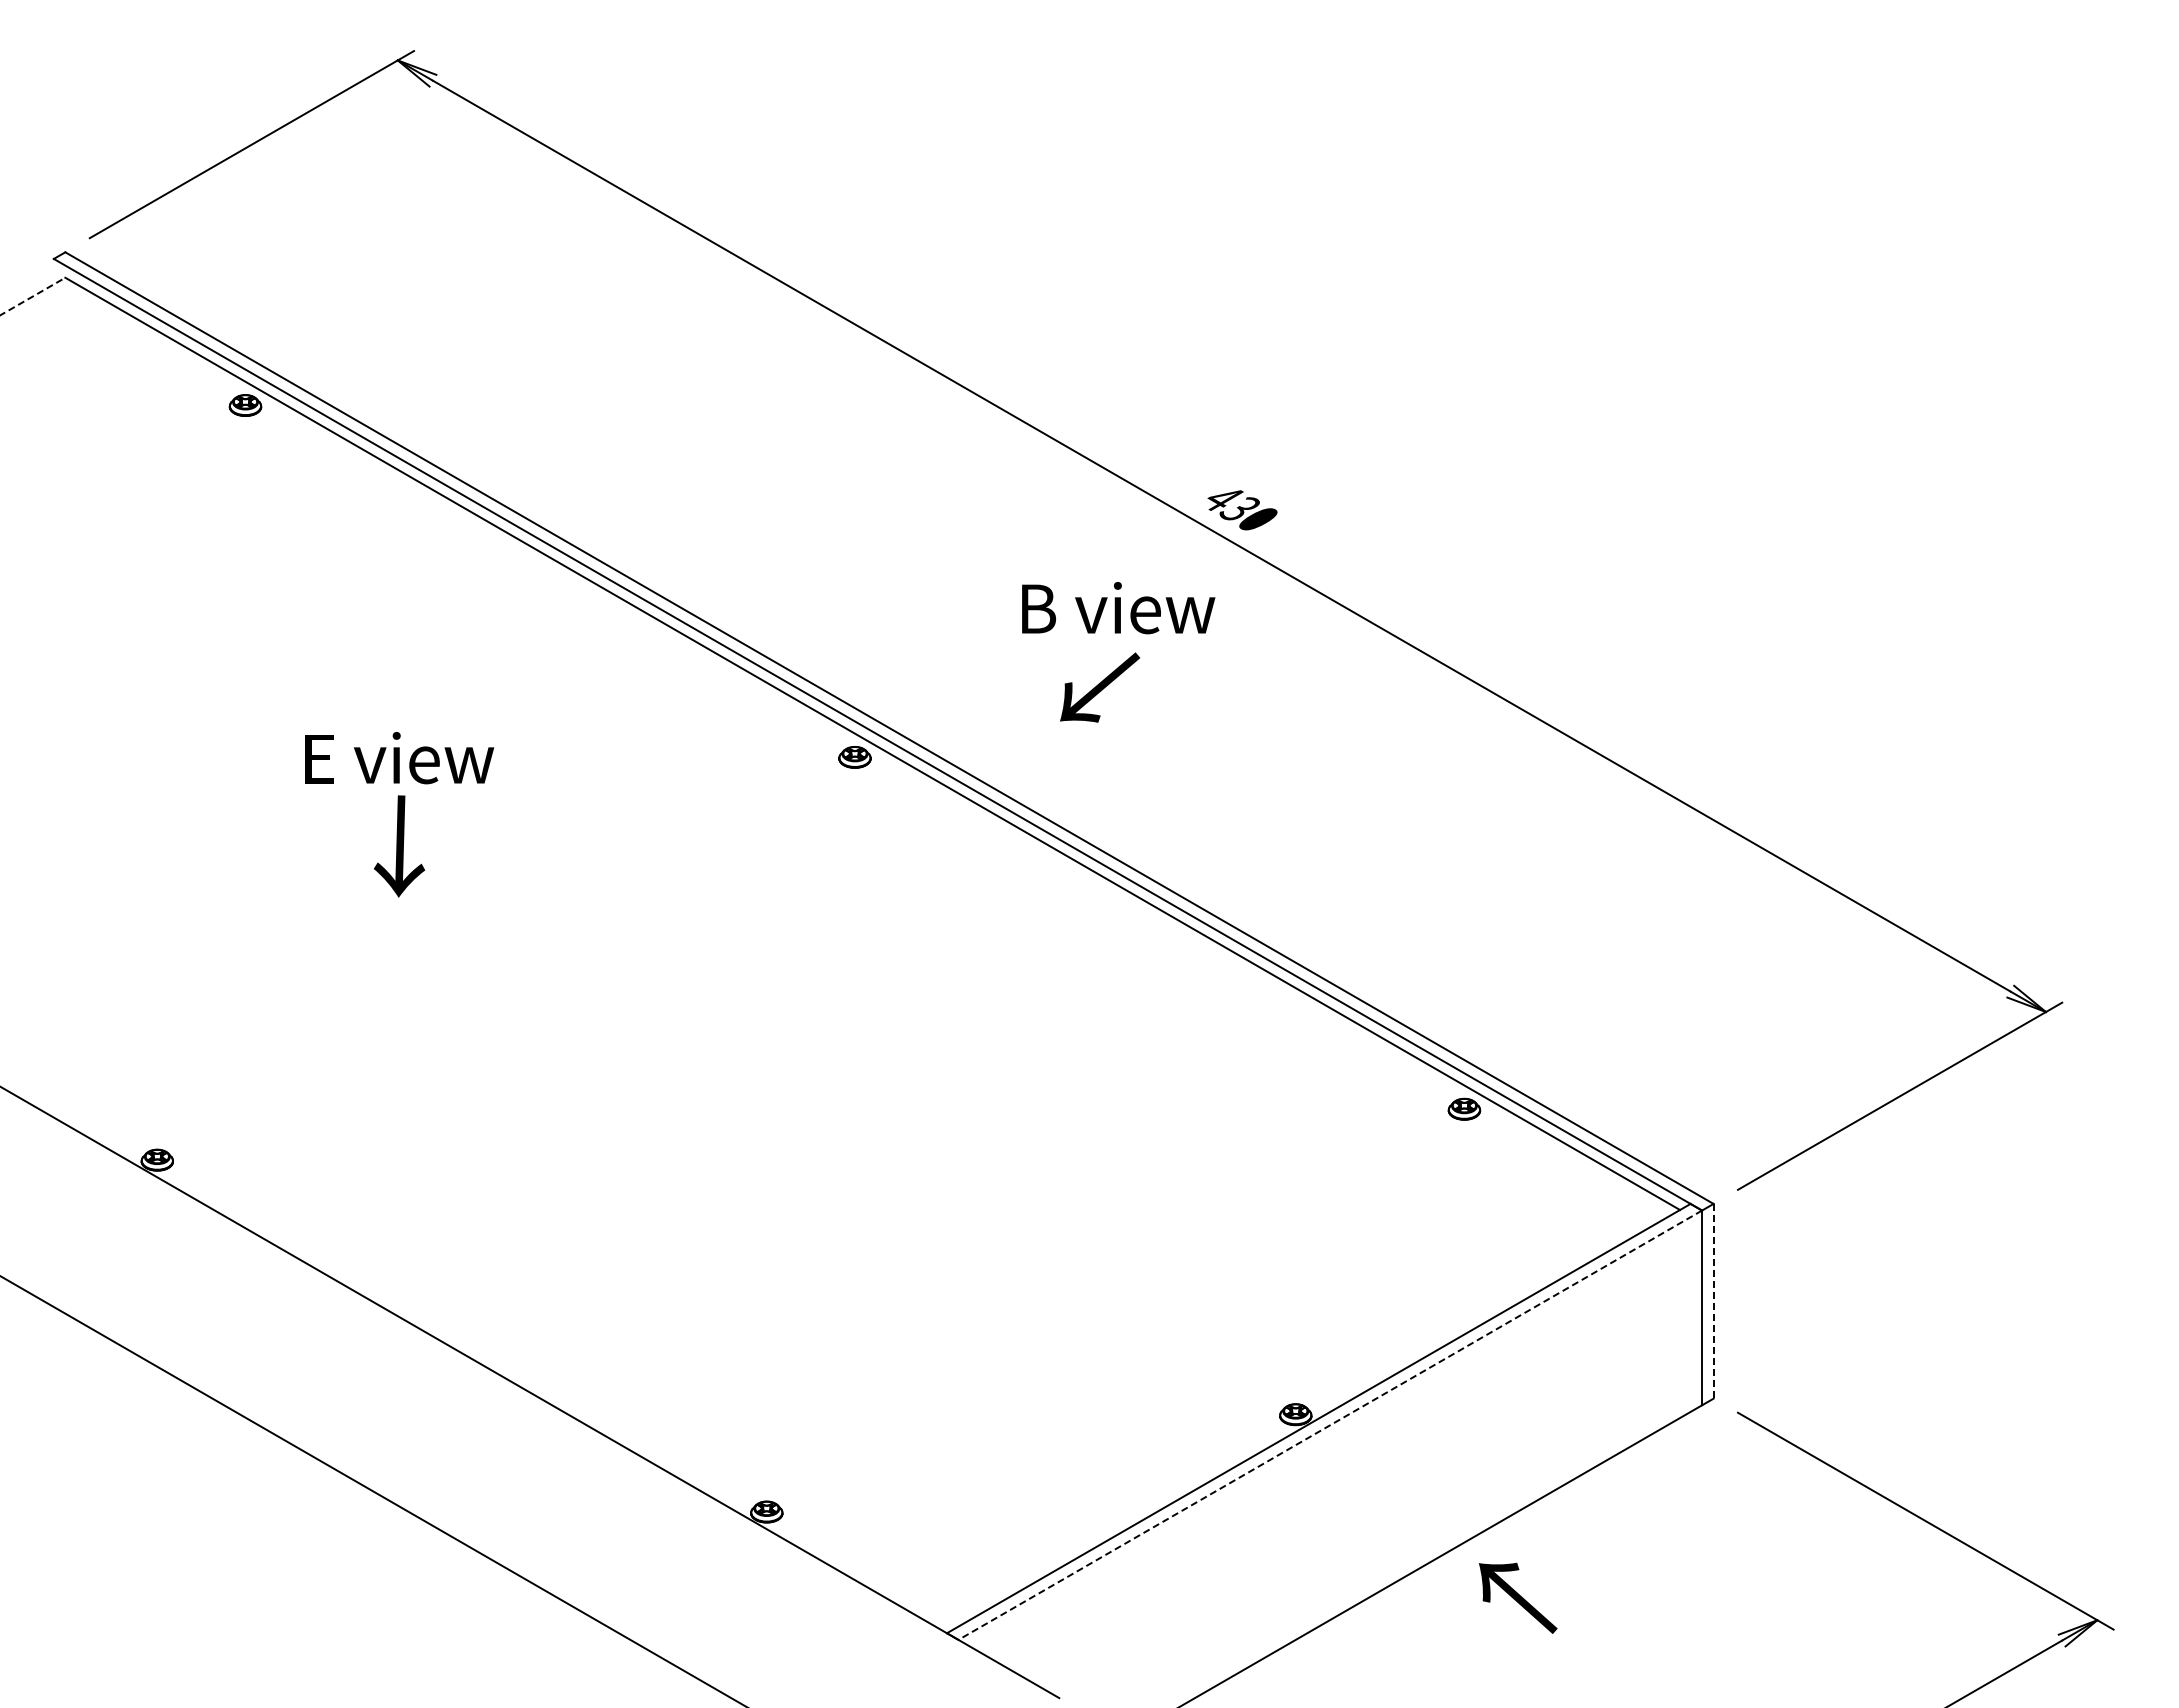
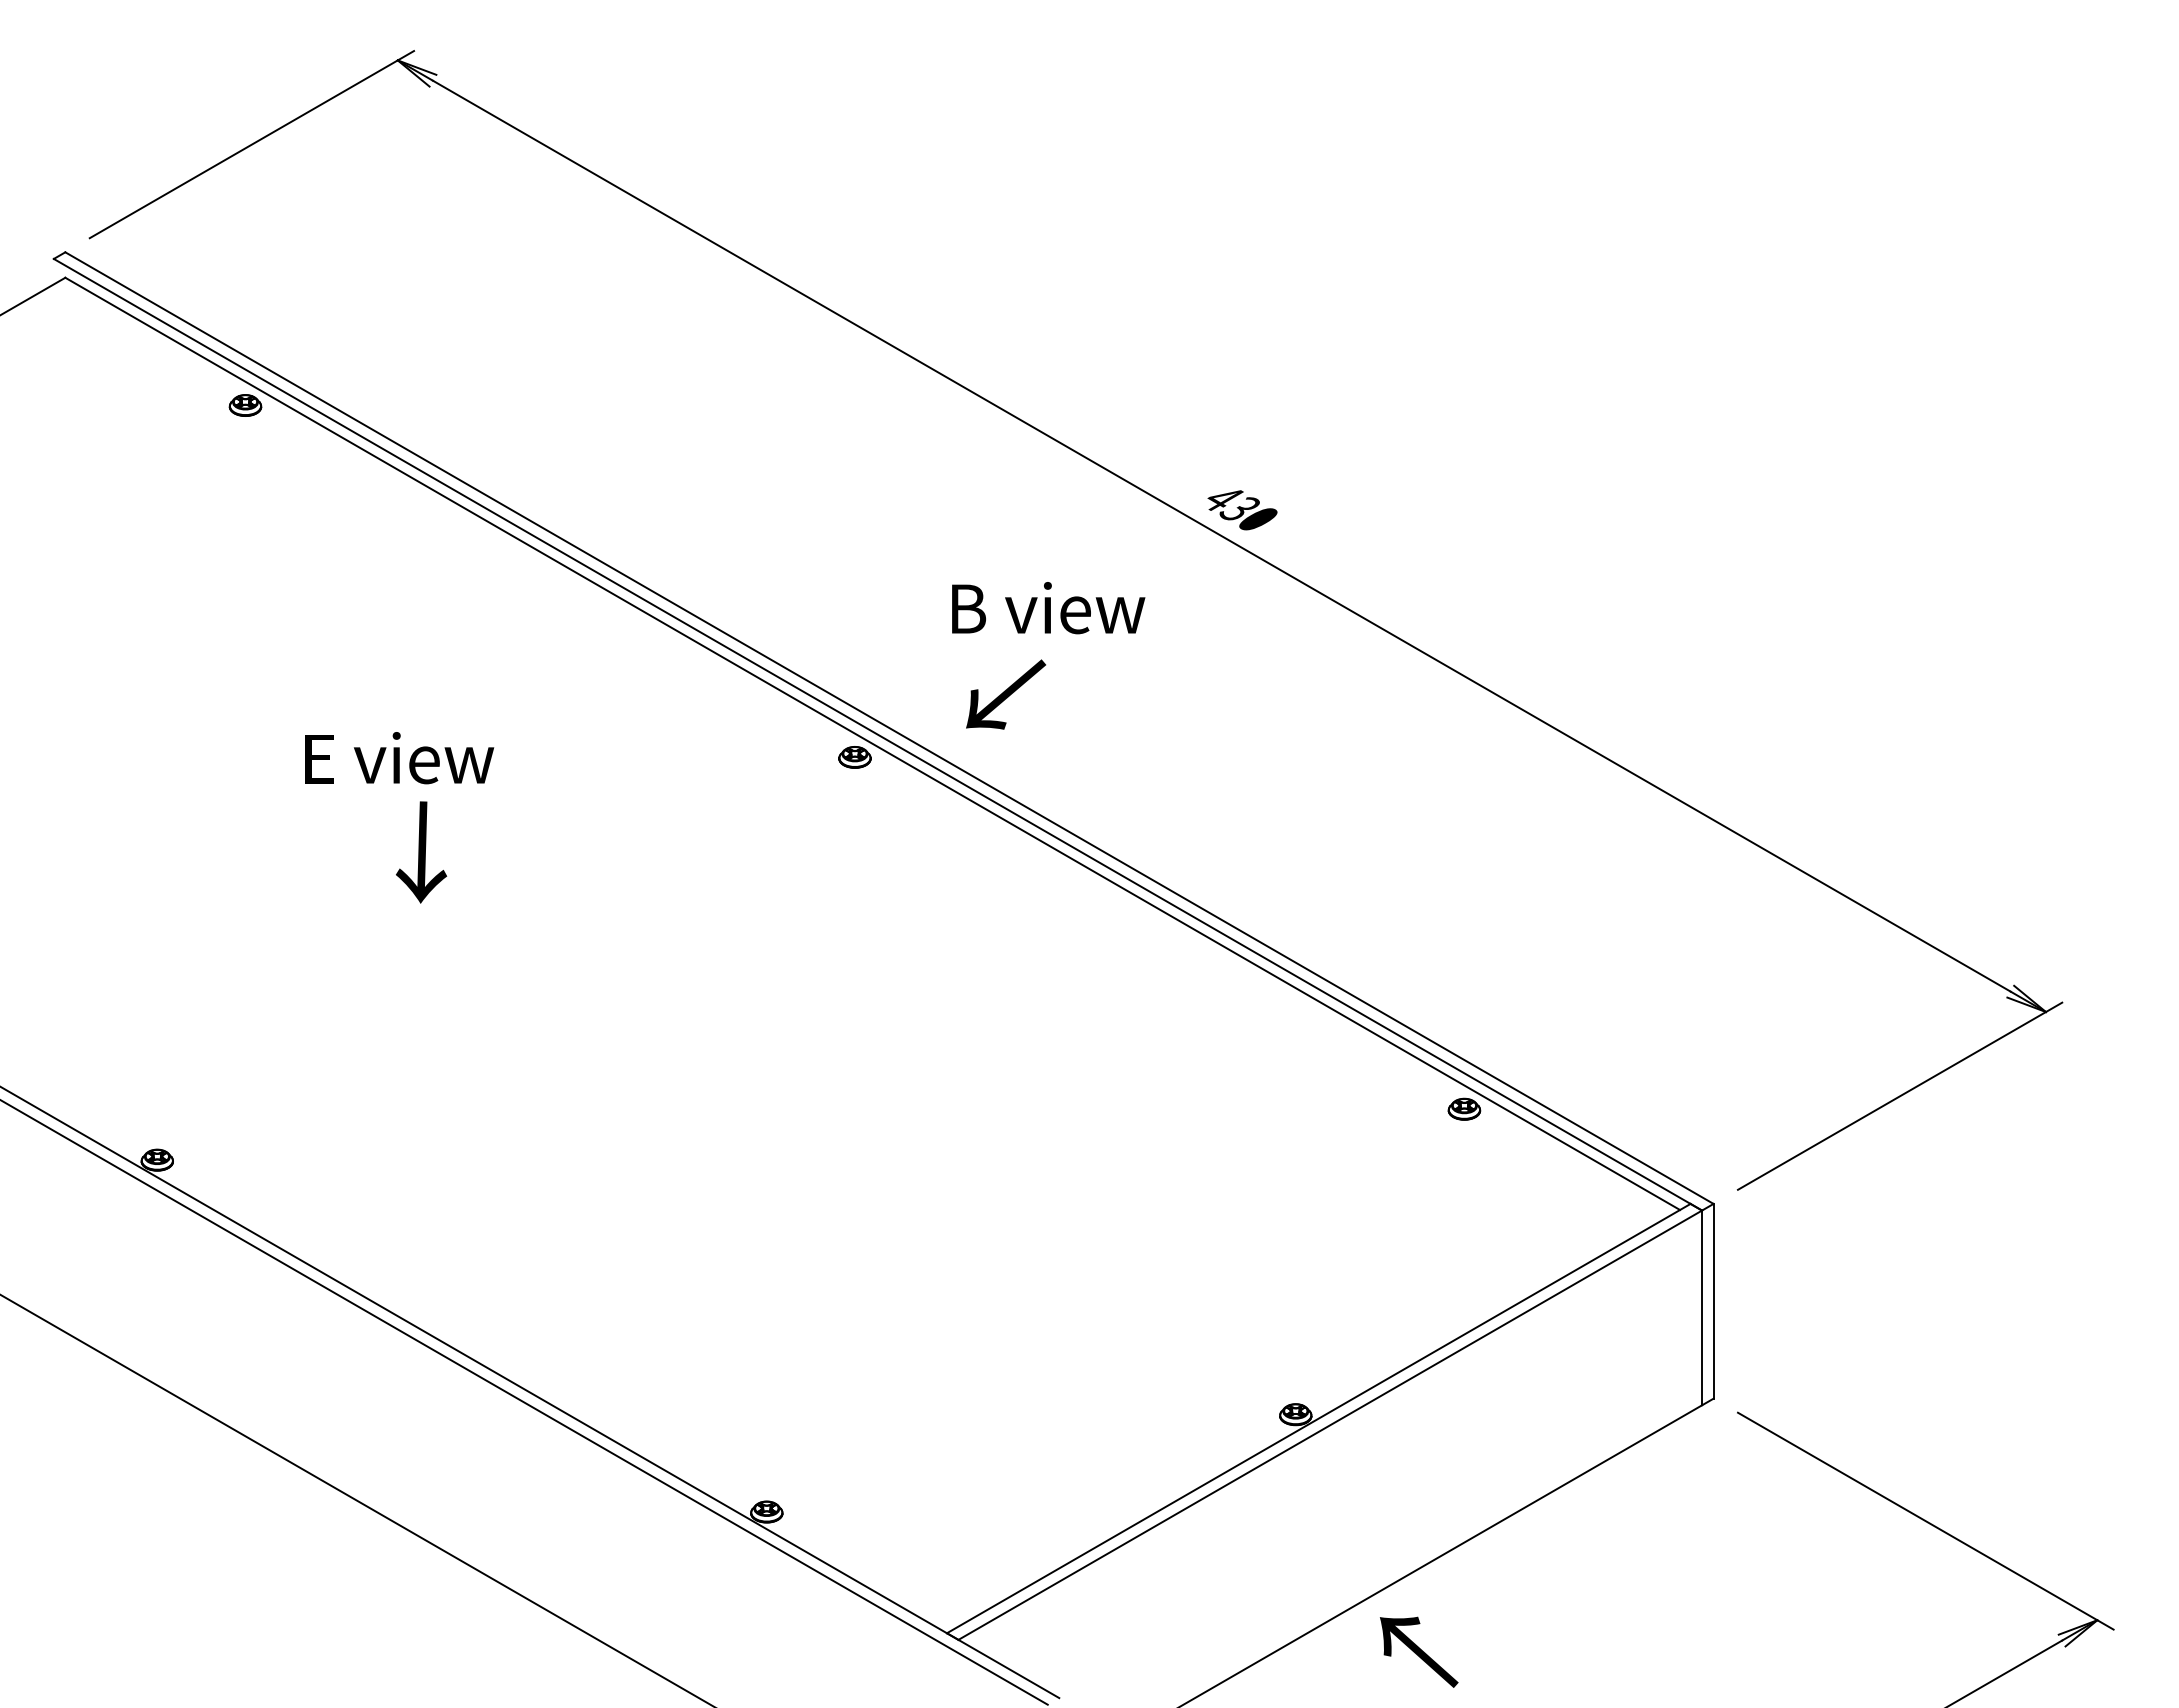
line: dashed -> solid (33, 296)
text position: (1118, 608) -> (1048, 608) (1048, 608)
text position: (1100, 687) -> (1006, 694) (1006, 694)
text position: (399, 846) -> (421, 852) (421, 852)
line: dashed -> solid (1713, 1301)
line: none -> present (524, 1402)
line: dashed -> solid (1329, 1425)
line position: (372, 1490) -> (356, 1499) (356, 1499)
text position: (1518, 1597) -> (1419, 1651) (1419, 1651)
